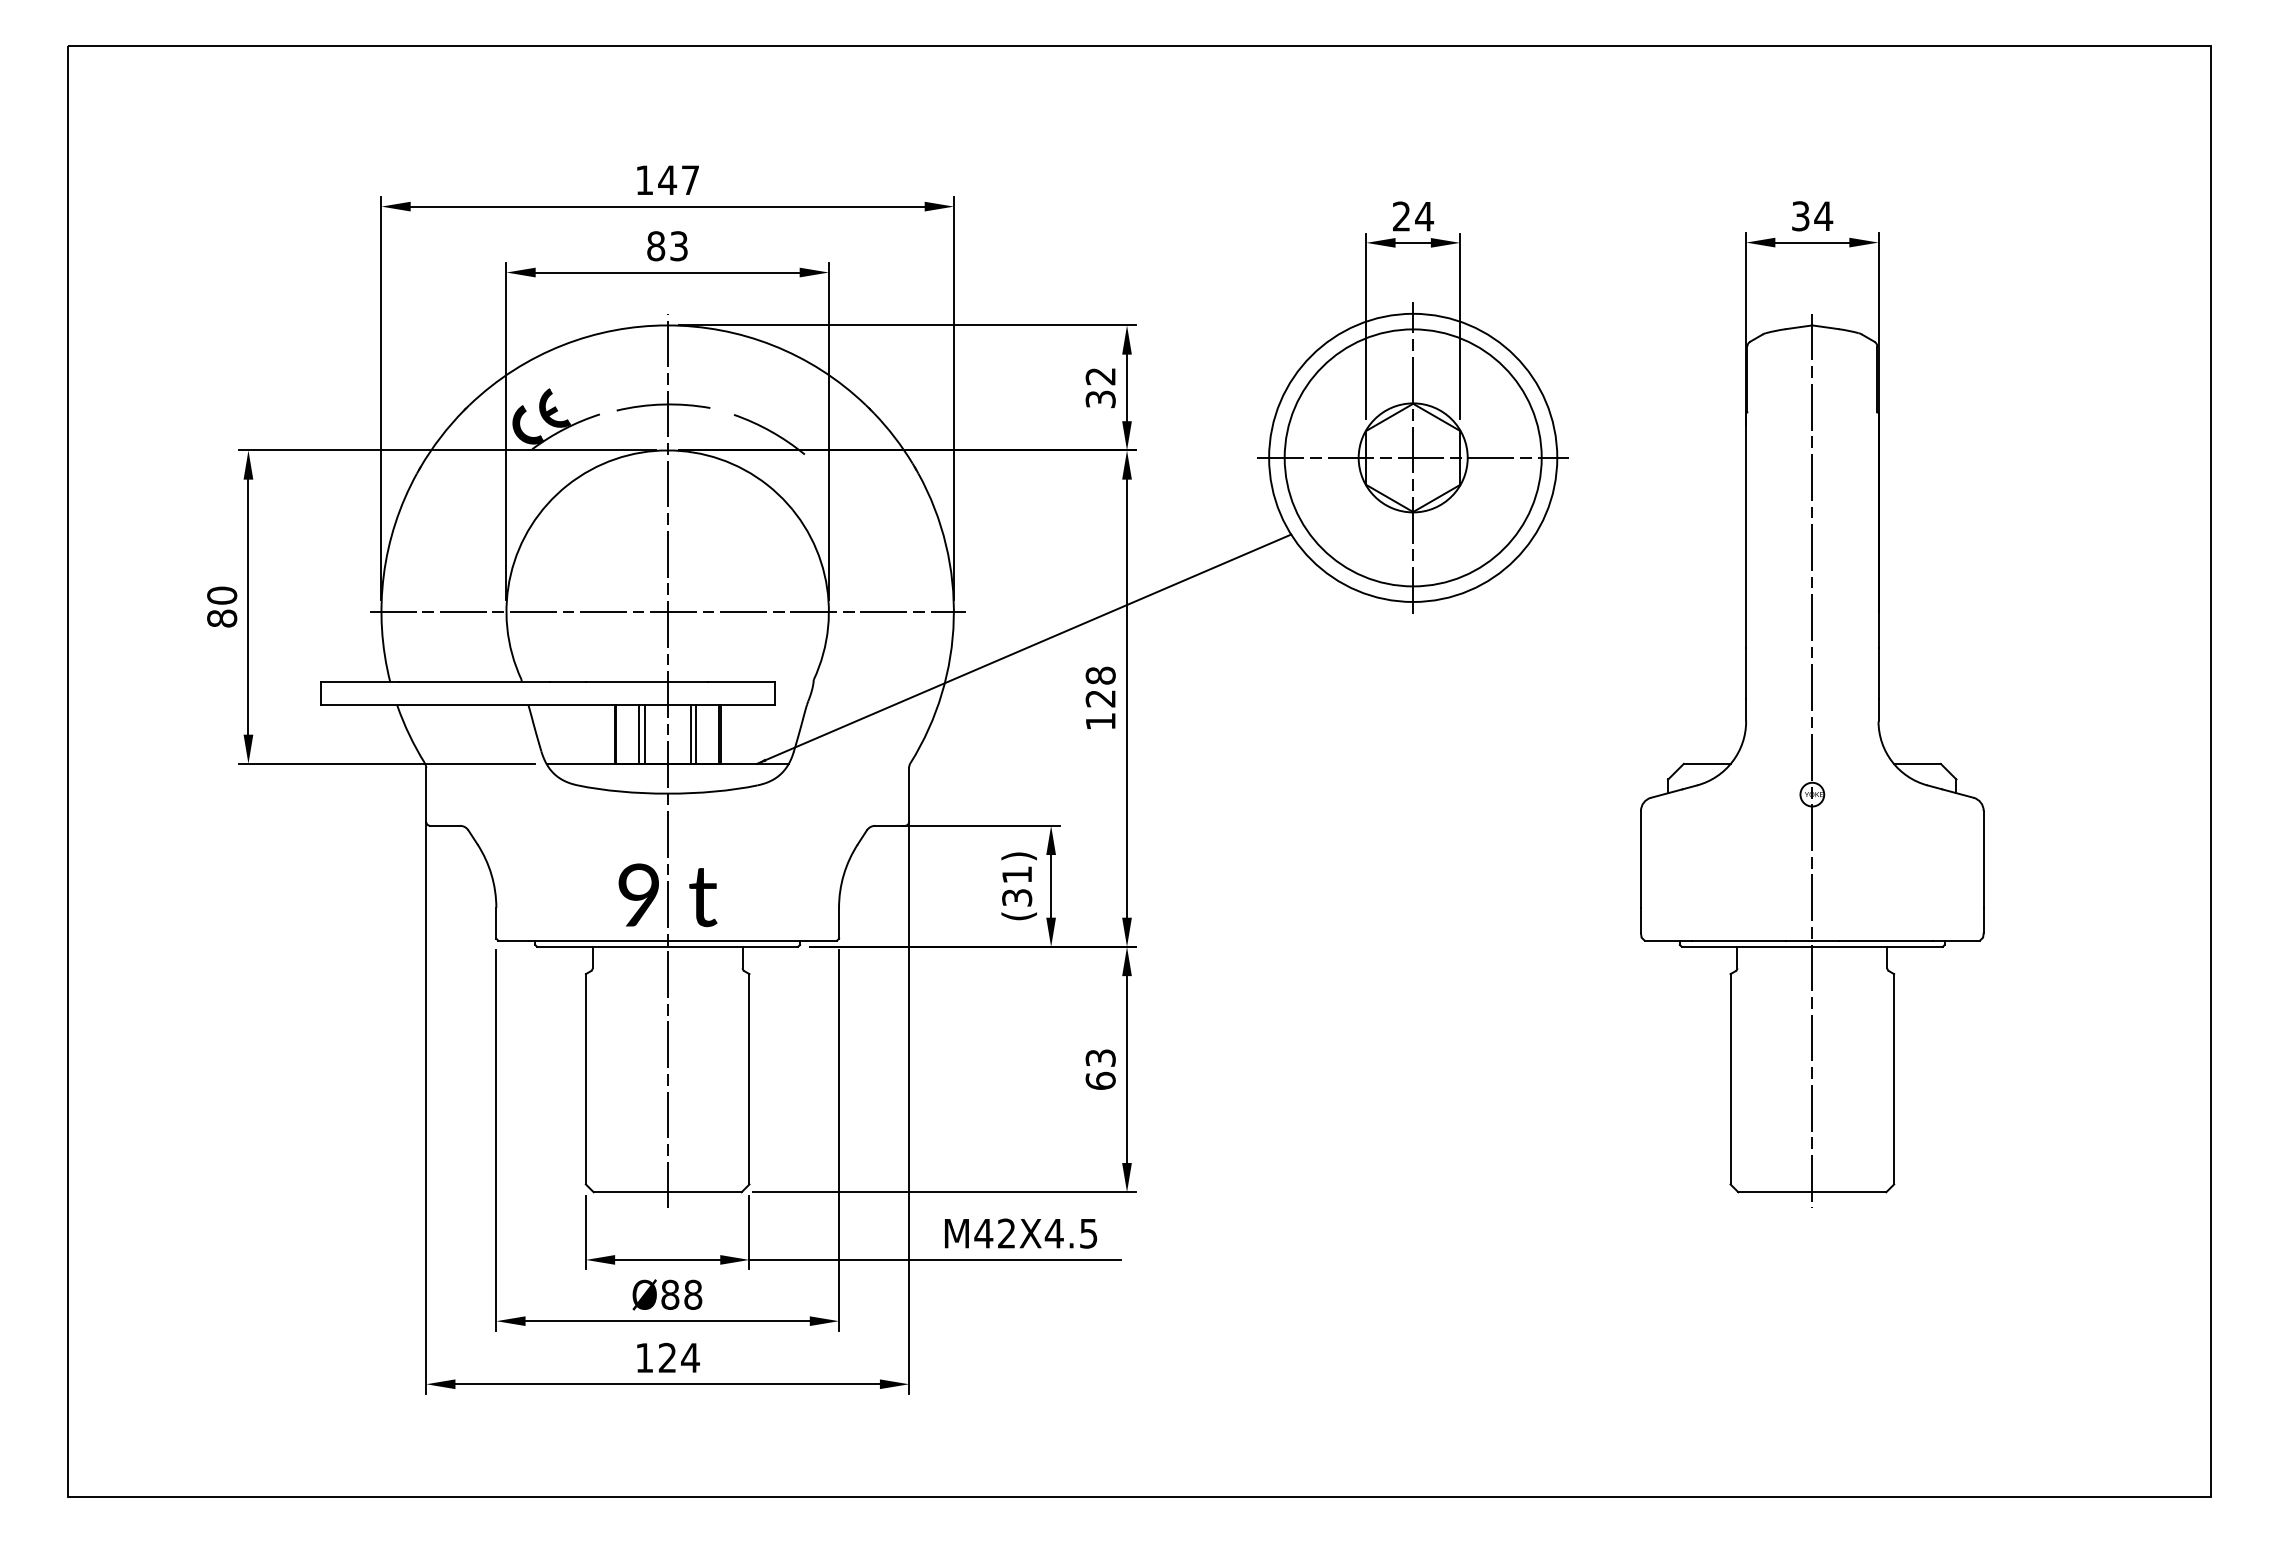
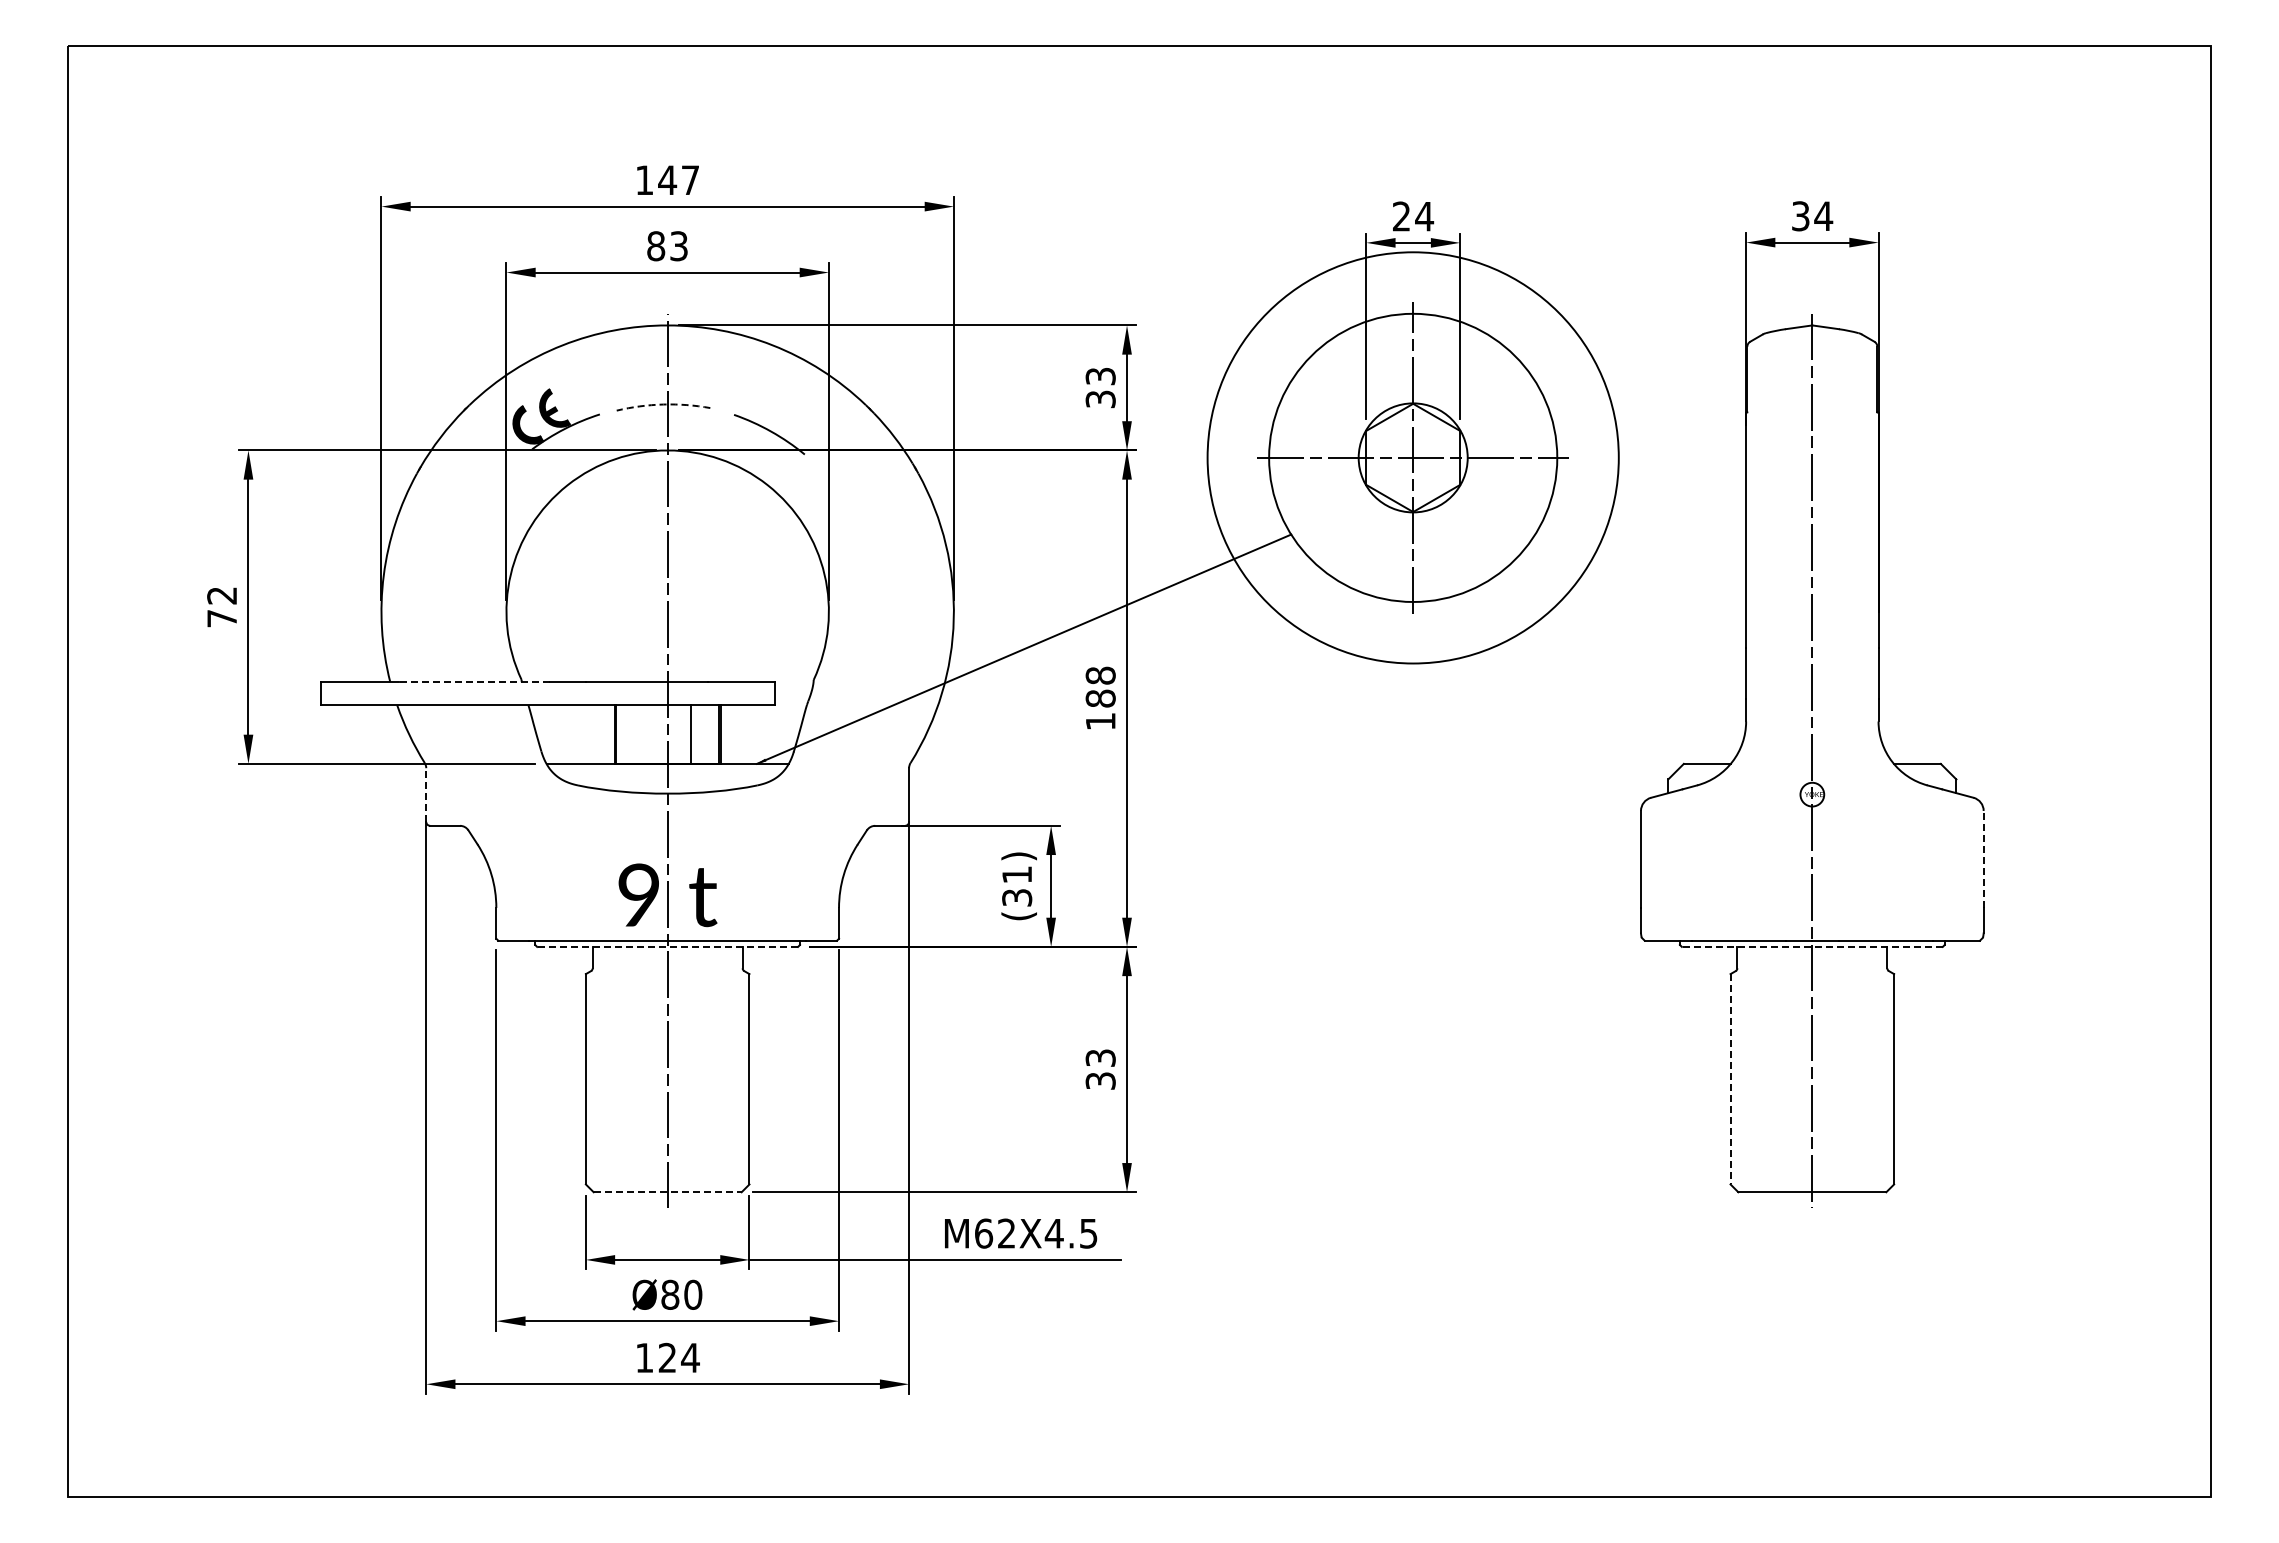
text: 32 -> 33 (1100, 376)
arc: solid -> dashed (663, 404)
circle diameter: 257 px -> 411 px (1412, 457)
text: 80 -> 72 (222, 606)
line: present -> none (667, 611)
line: solid -> dashed (473, 682)
text: 128 -> 188 (1100, 698)
line: present -> none (639, 734)
line: present -> none (644, 734)
line: present -> none (696, 734)
line: solid -> dashed (426, 795)
line: solid -> dashed (1983, 859)
line: solid -> dashed (667, 946)
line: solid -> dashed (1811, 946)
line: solid -> dashed (1730, 1079)
text: 63 -> 33 (1100, 1080)
line: solid -> dashed (667, 1192)
text: M42X4.5 -> M62X4.5 (983, 1233)
text: Ø88 -> Ø80 (693, 1294)
